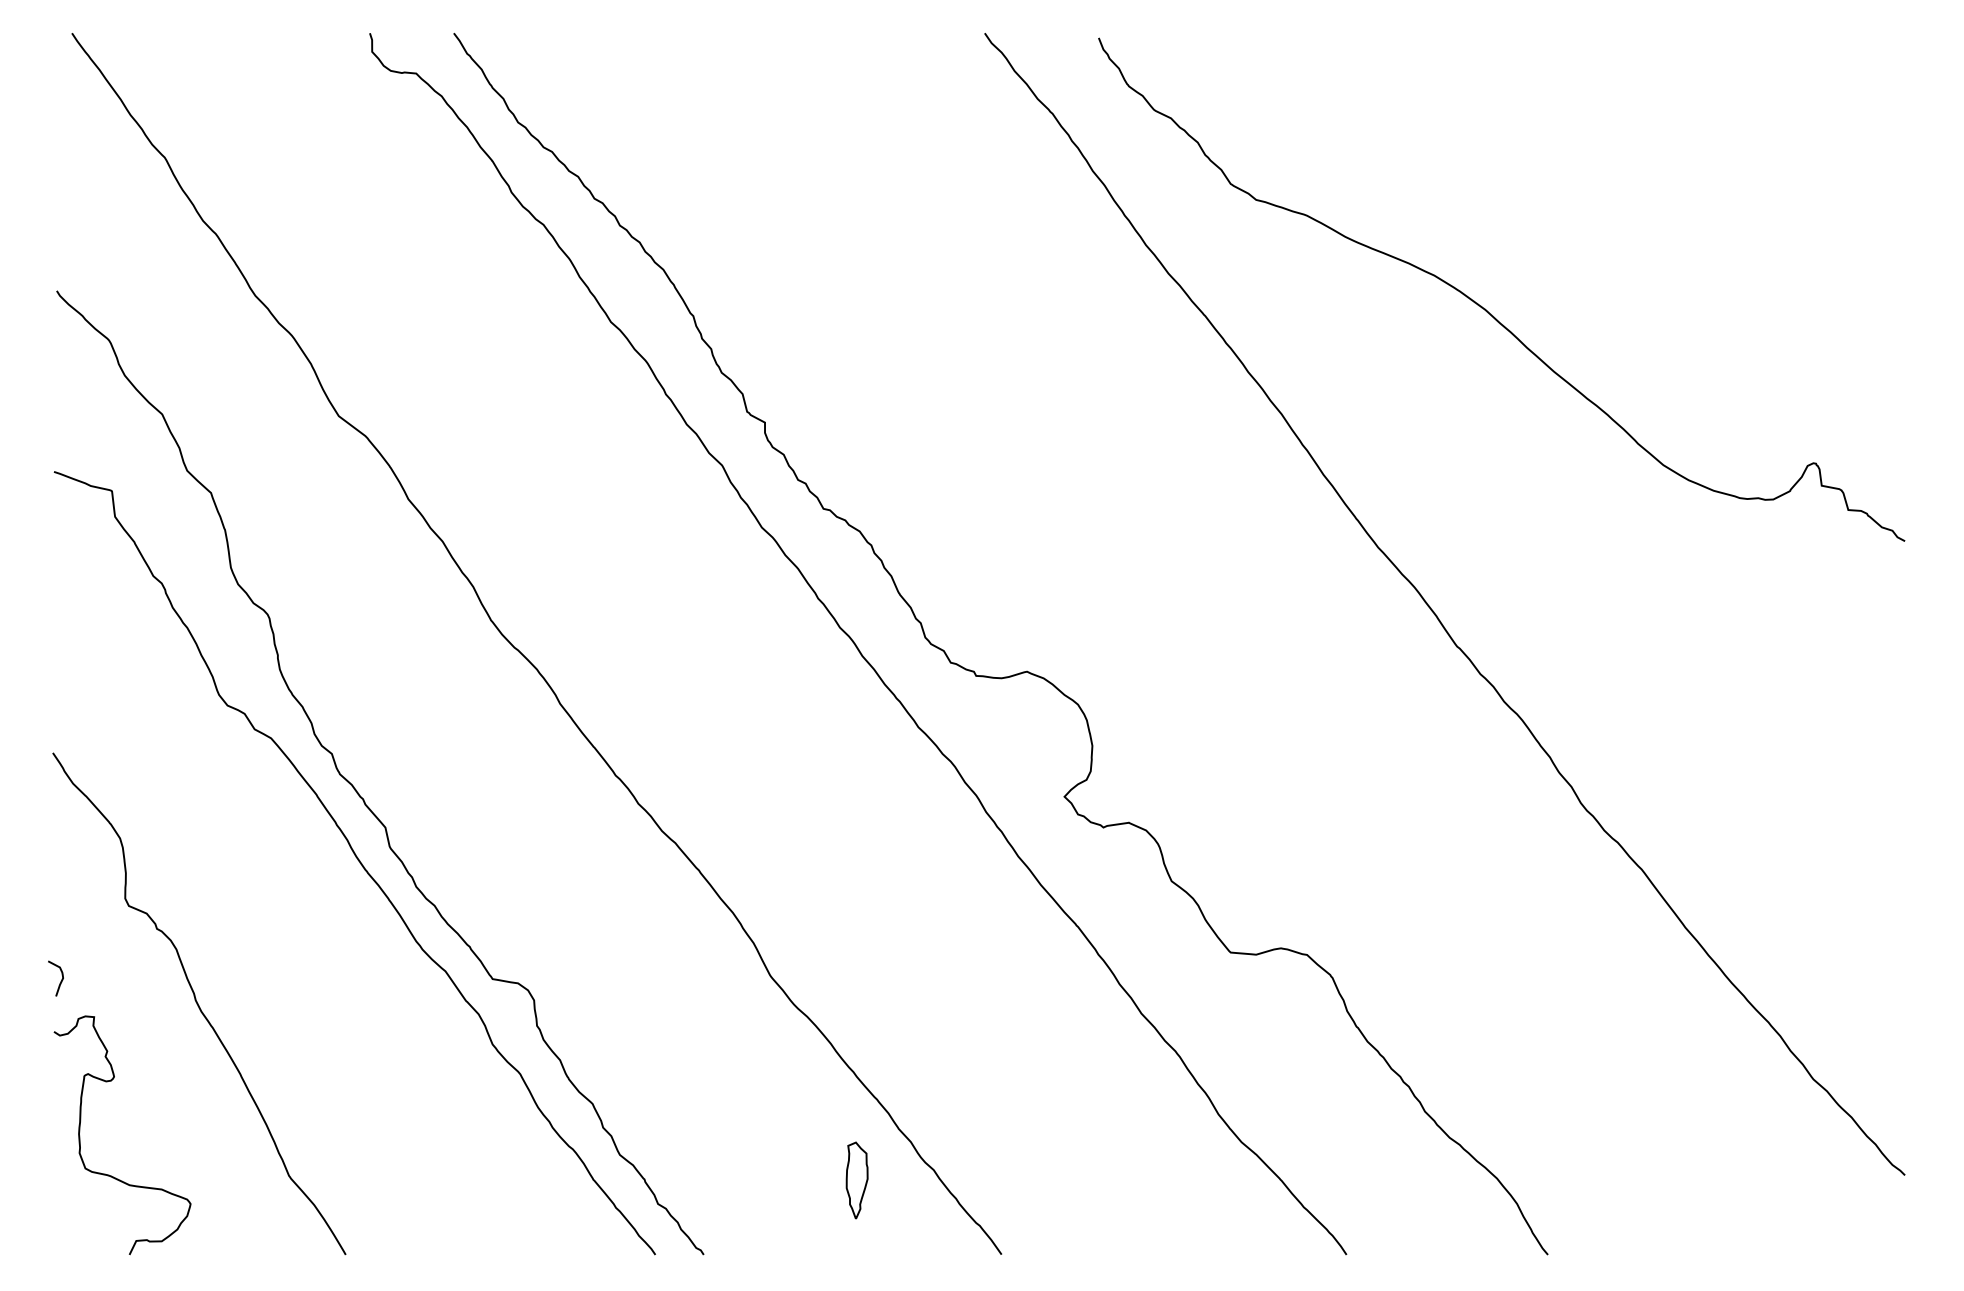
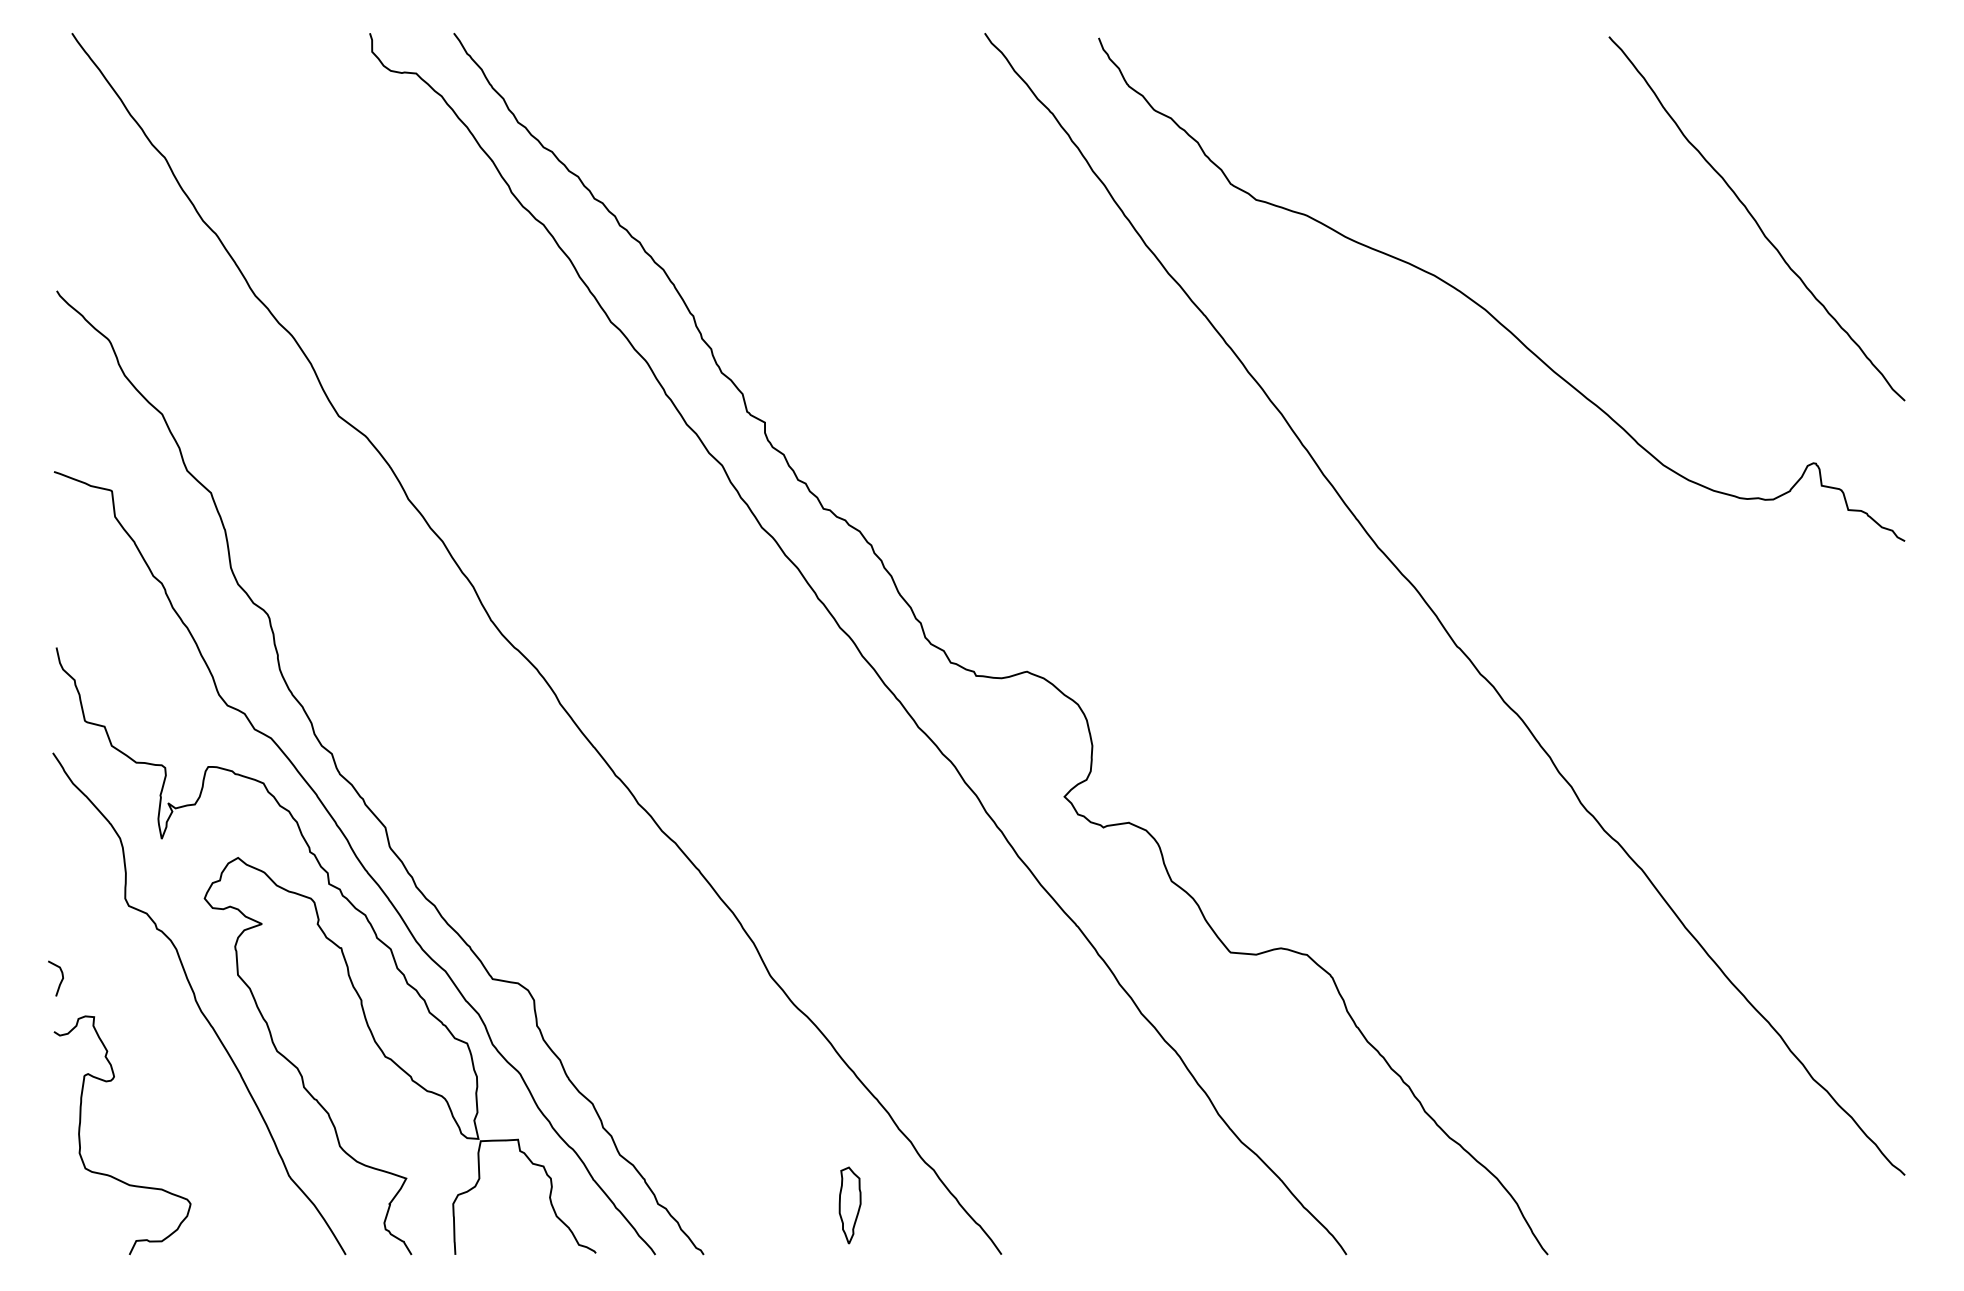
curve: none -> present (1755, 219)
part: none -> present (332, 943)
part position: (856, 1180) -> (849, 1205) (849, 1205)
